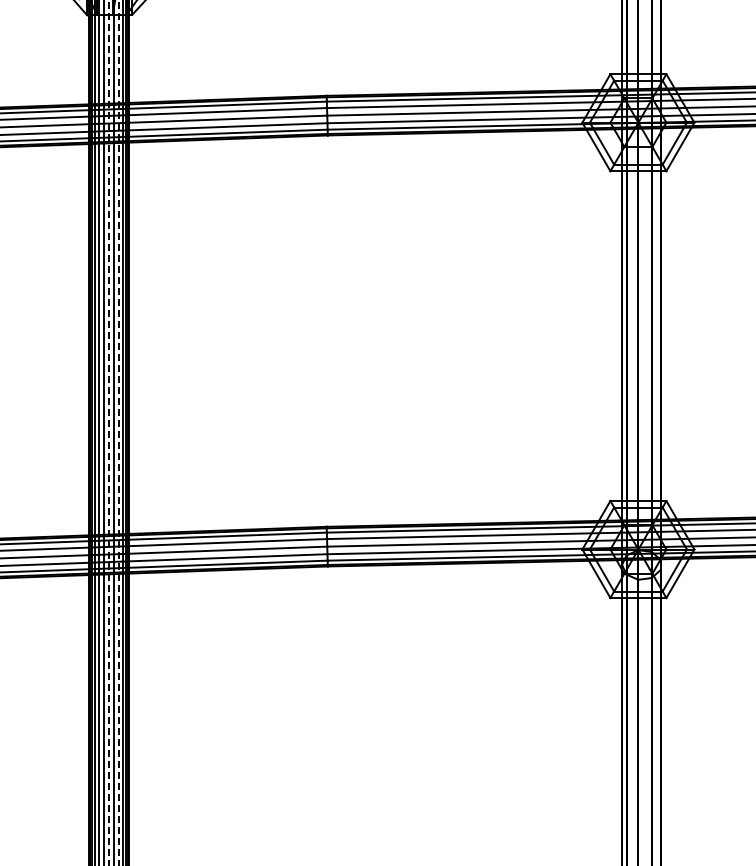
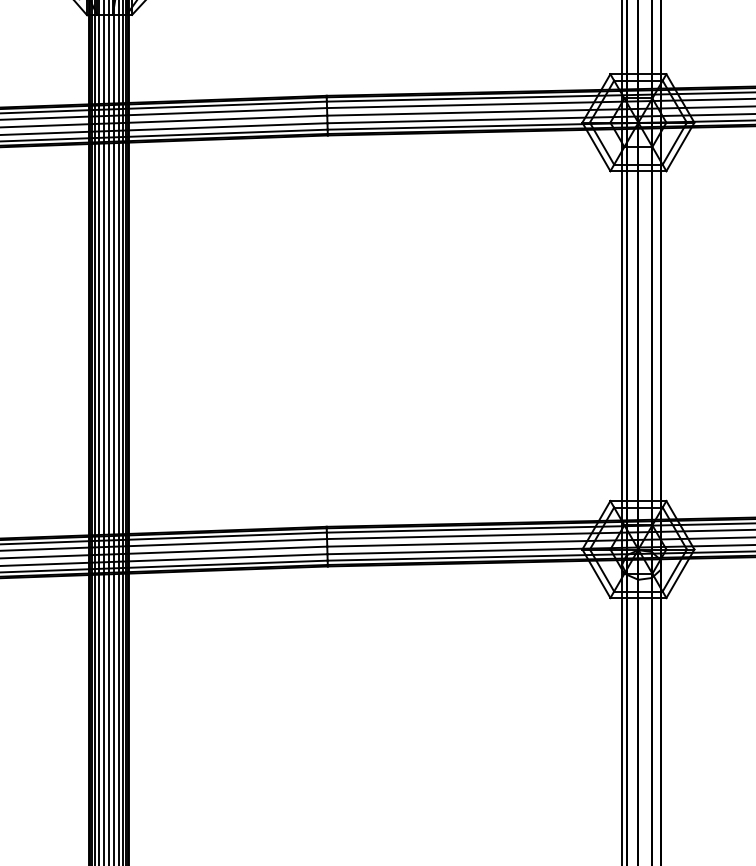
line: dashed -> solid (108, 433)
line: dashed -> solid (118, 433)
